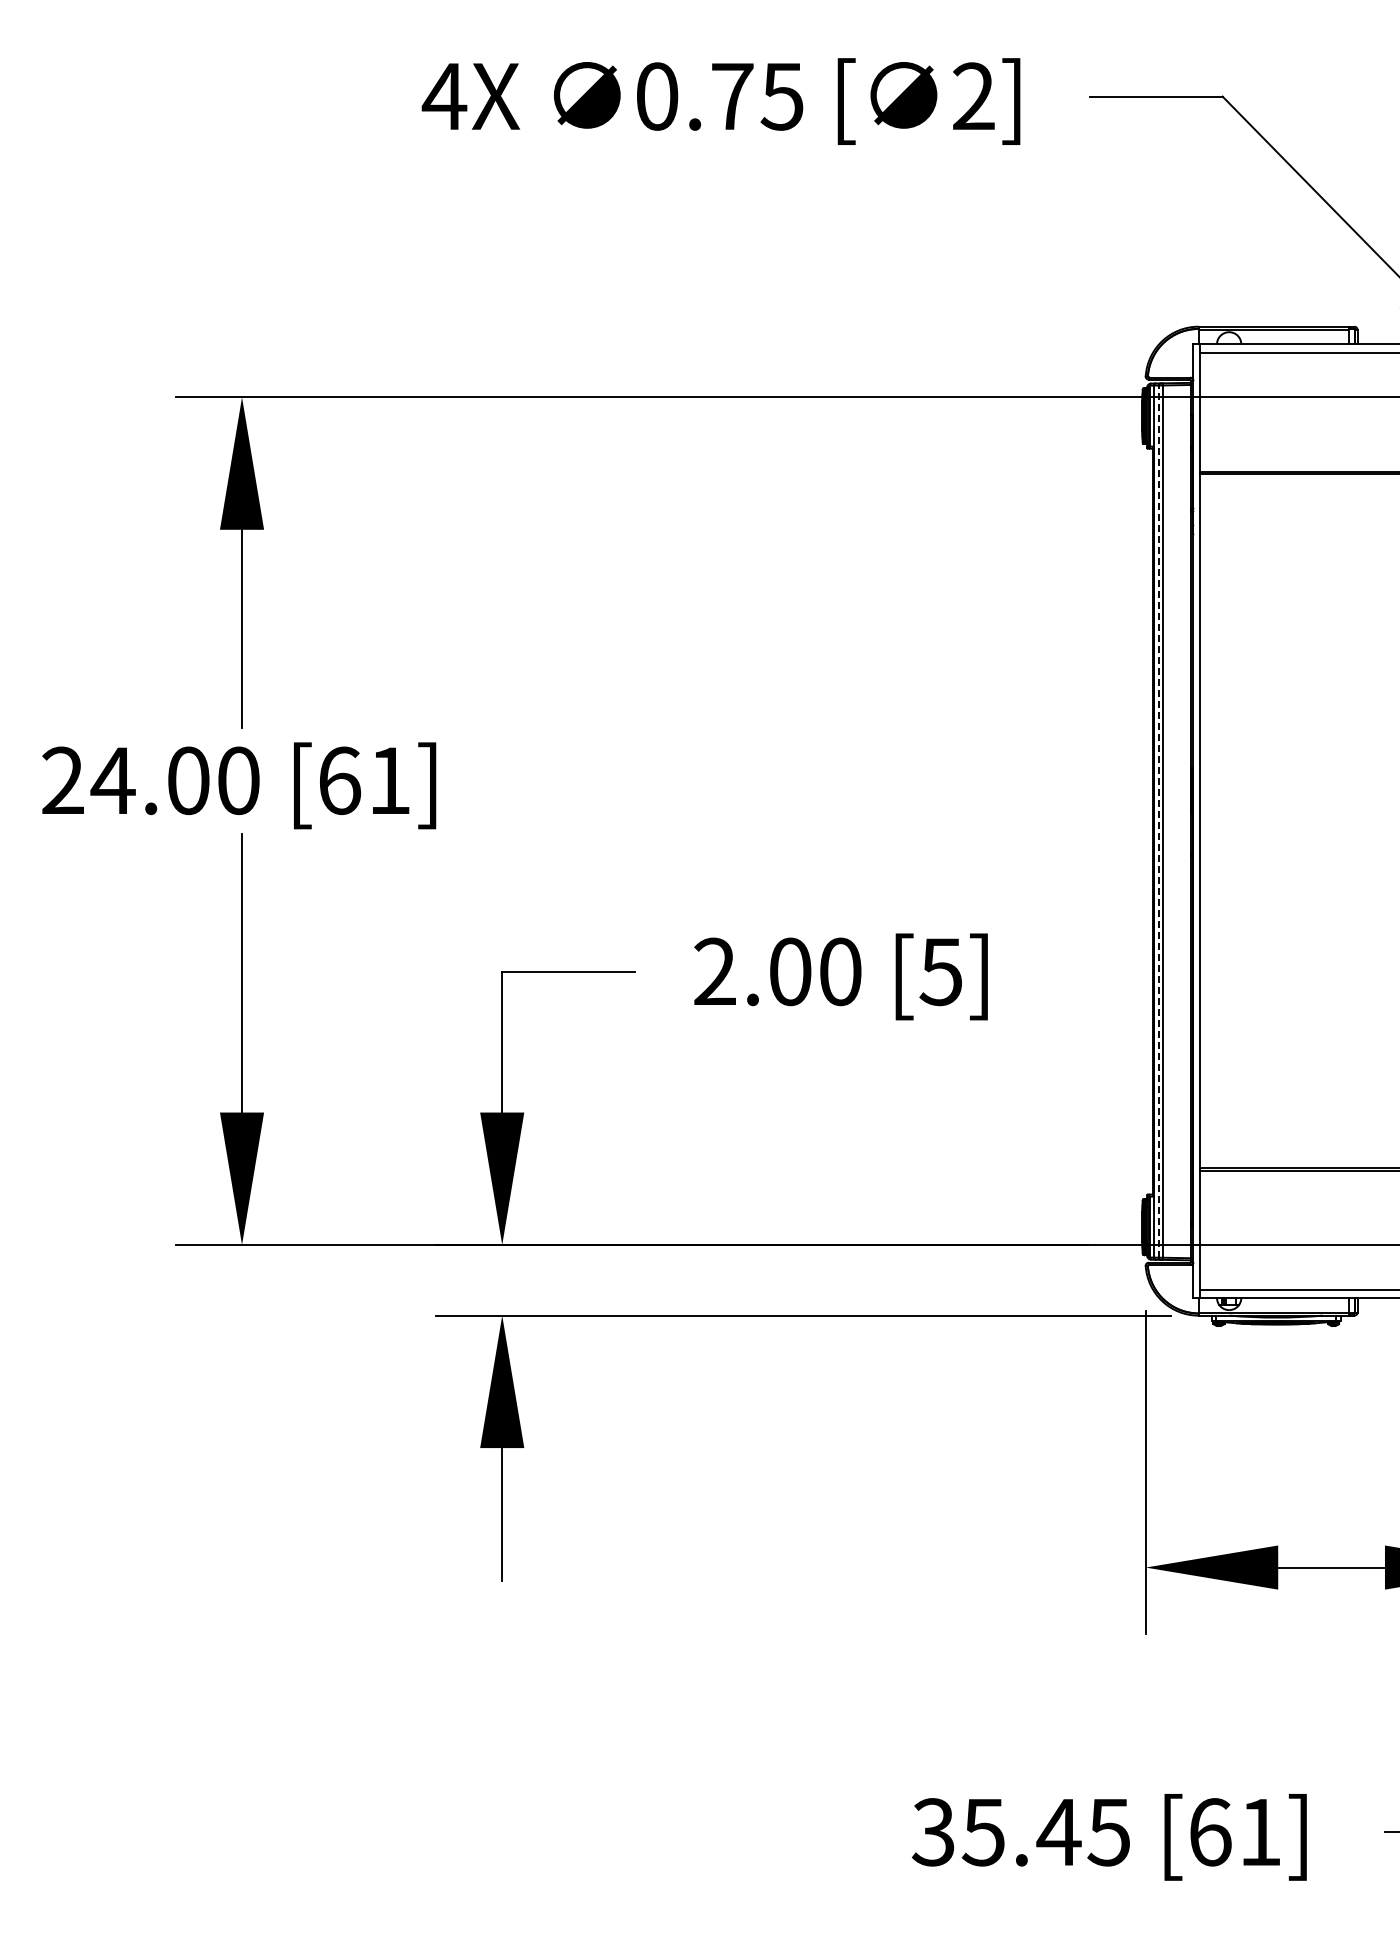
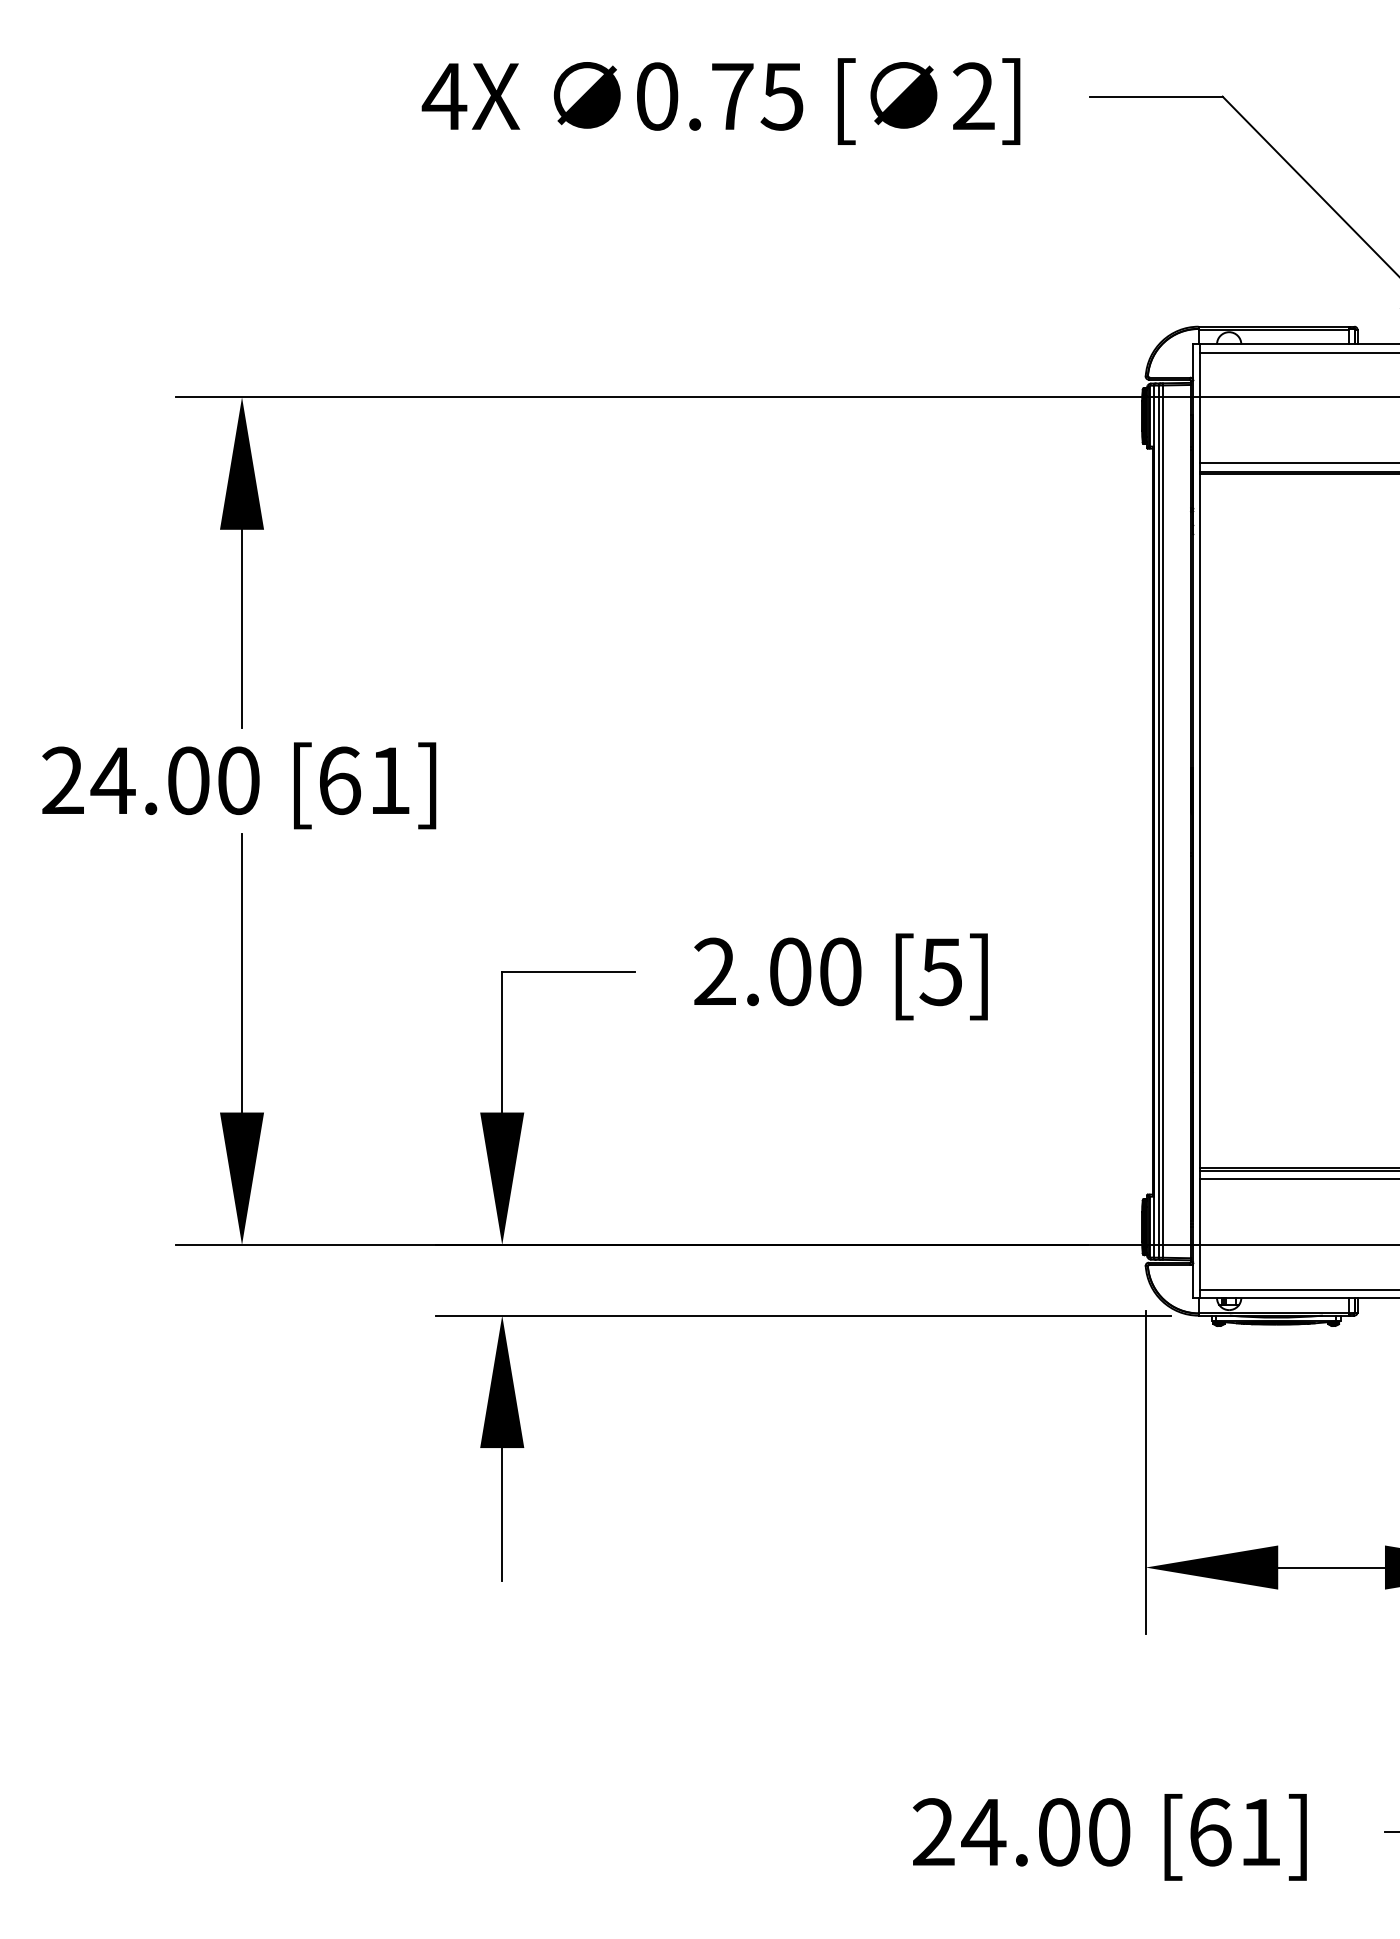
line: none -> present (1297, 463)
line: dashed -> solid (1158, 821)
line: none -> present (1297, 1178)
text: 35.45 -> 24.00 (1020, 1832)
